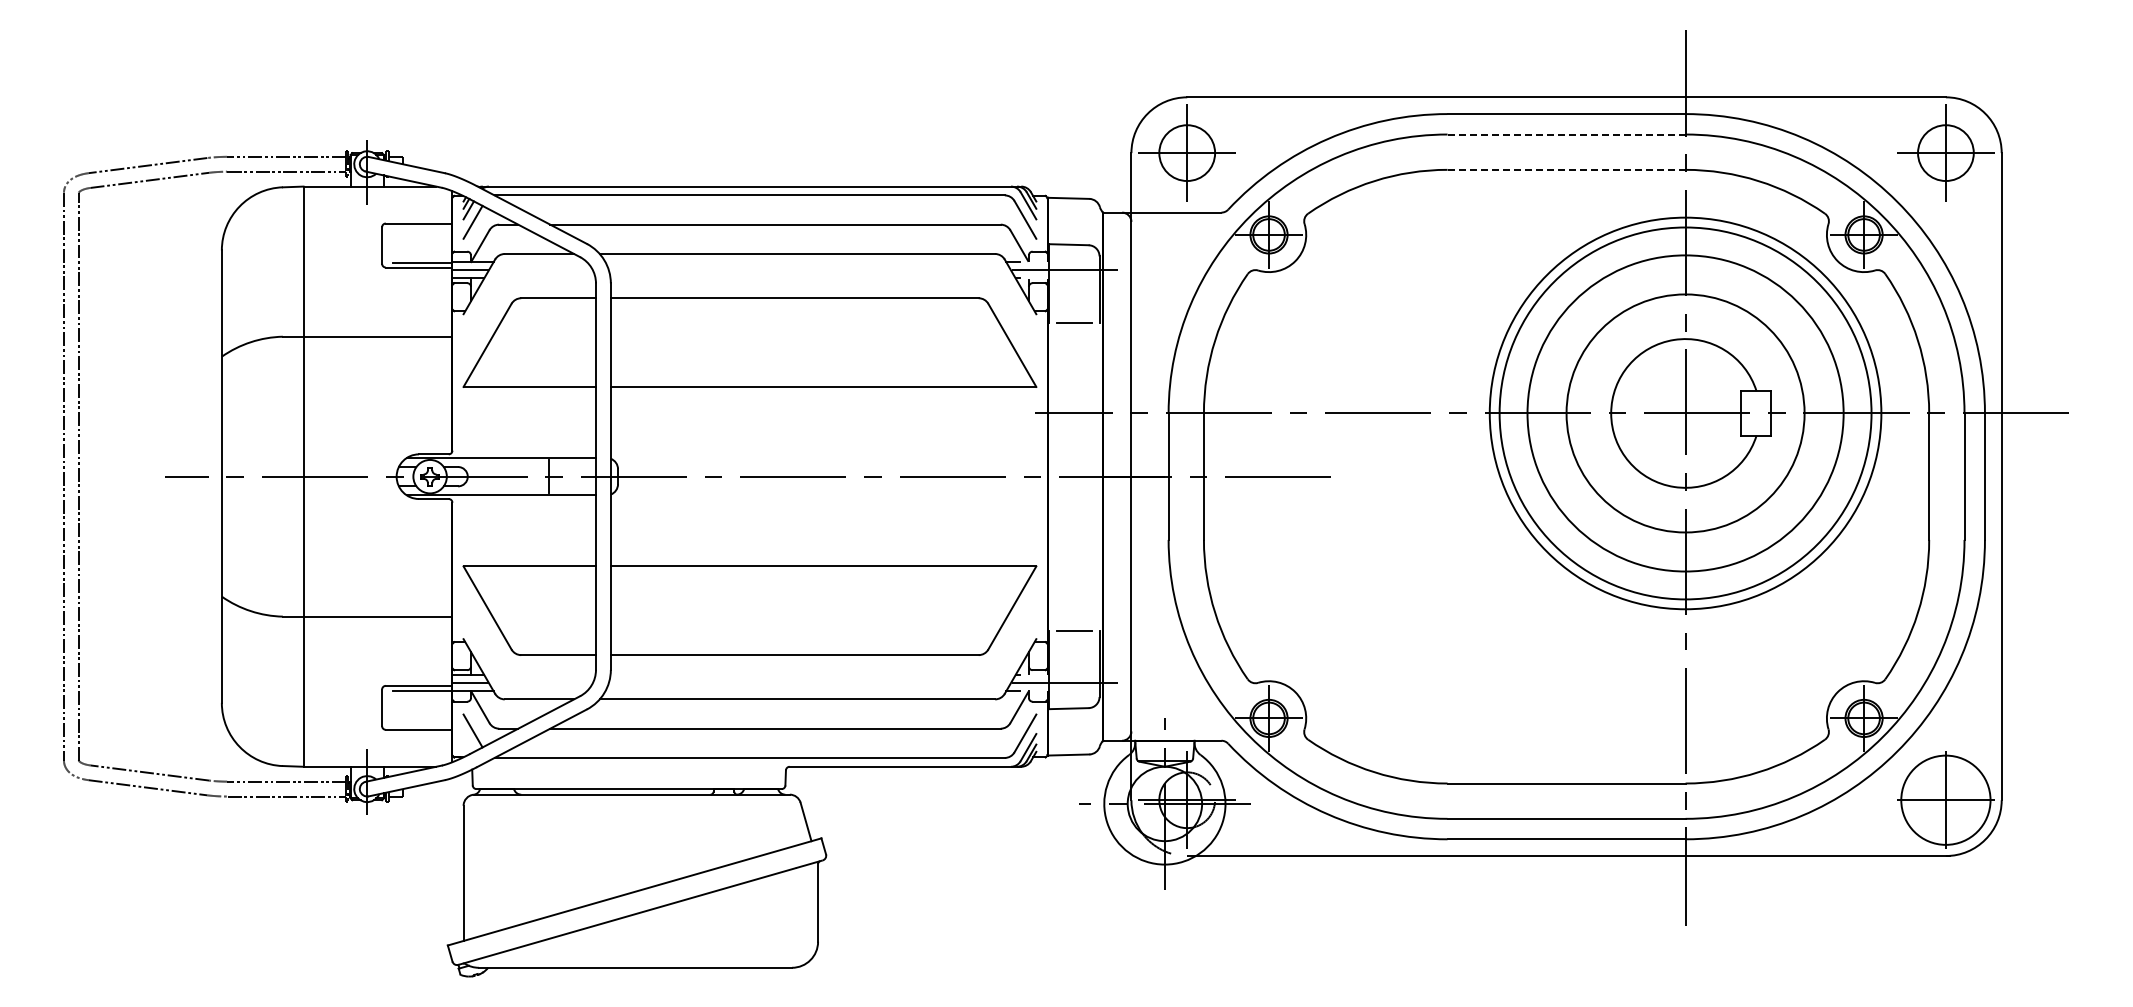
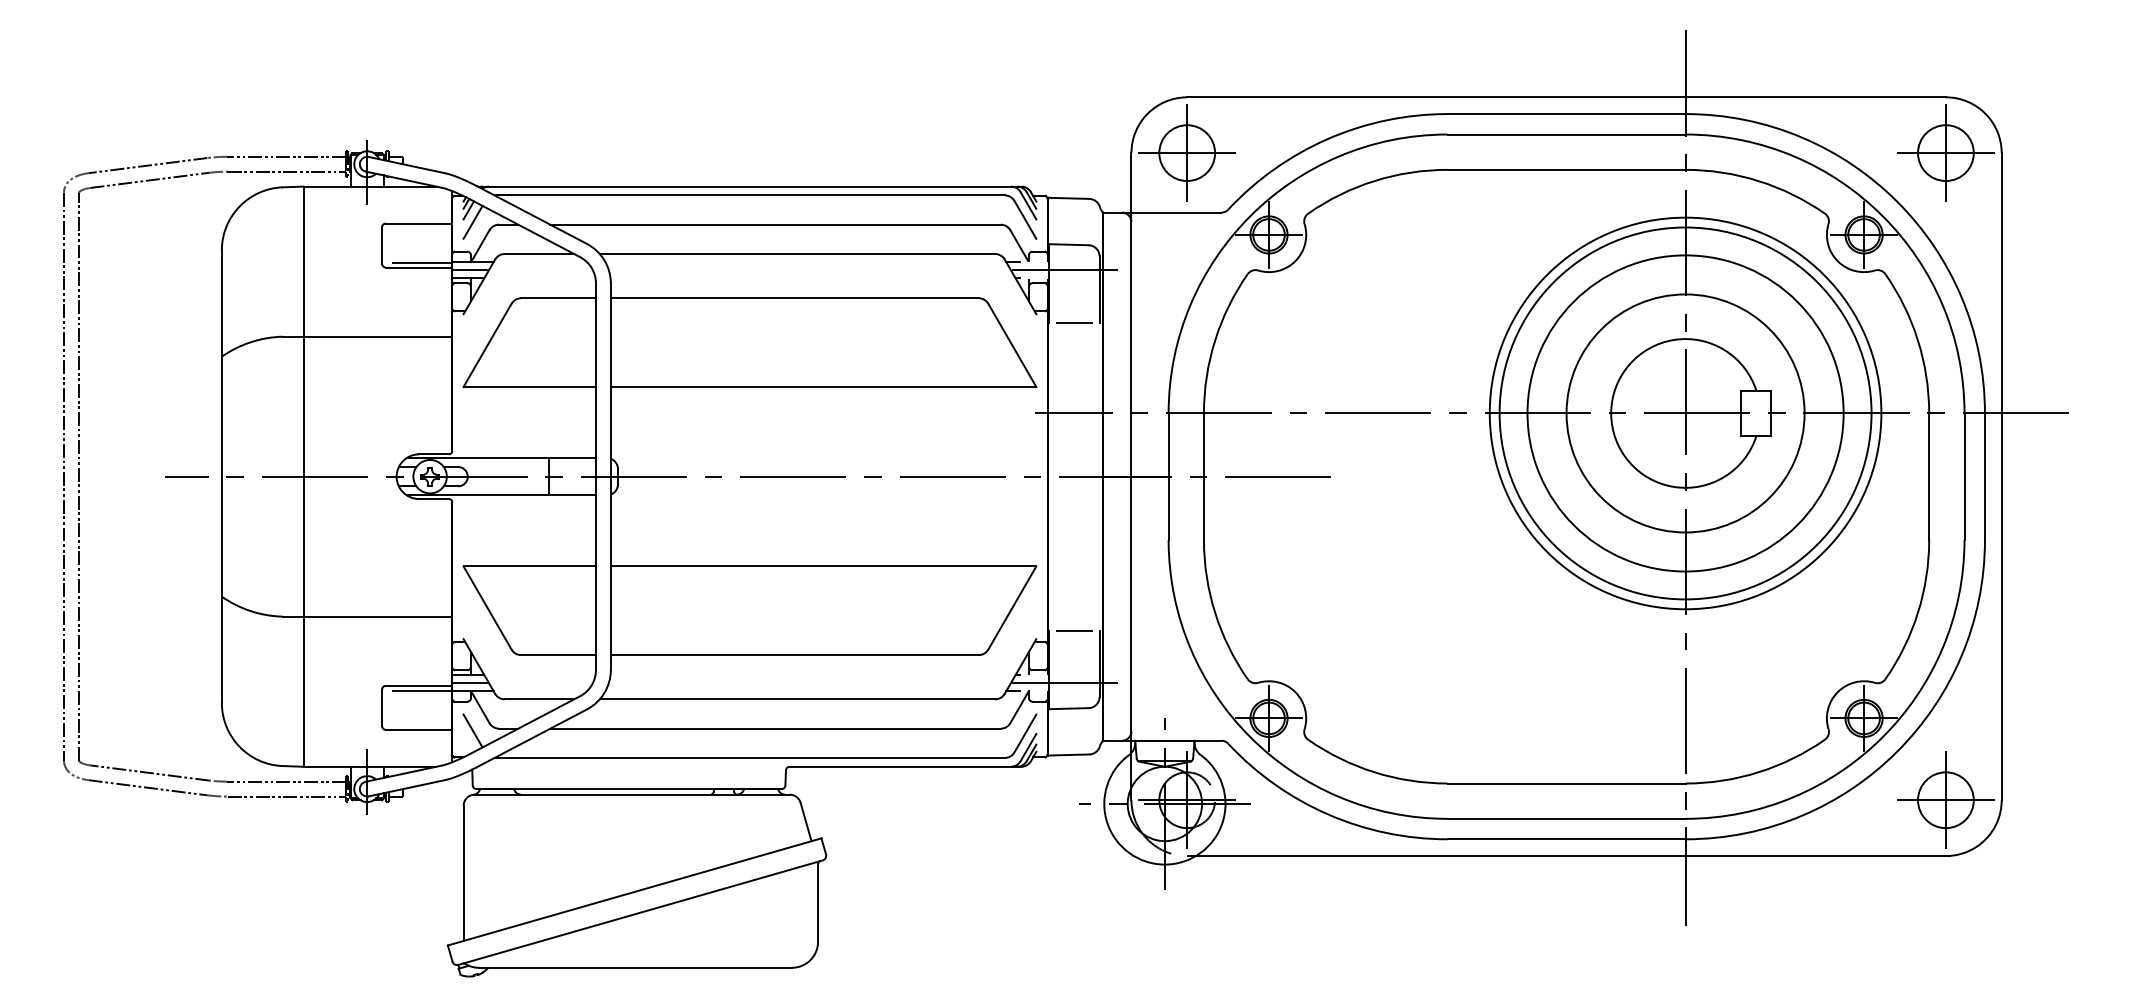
line: dashed -> solid (1567, 134)
line: dashed -> solid (1567, 169)
circle diameter: 89 px -> 56 px (1945, 800)
